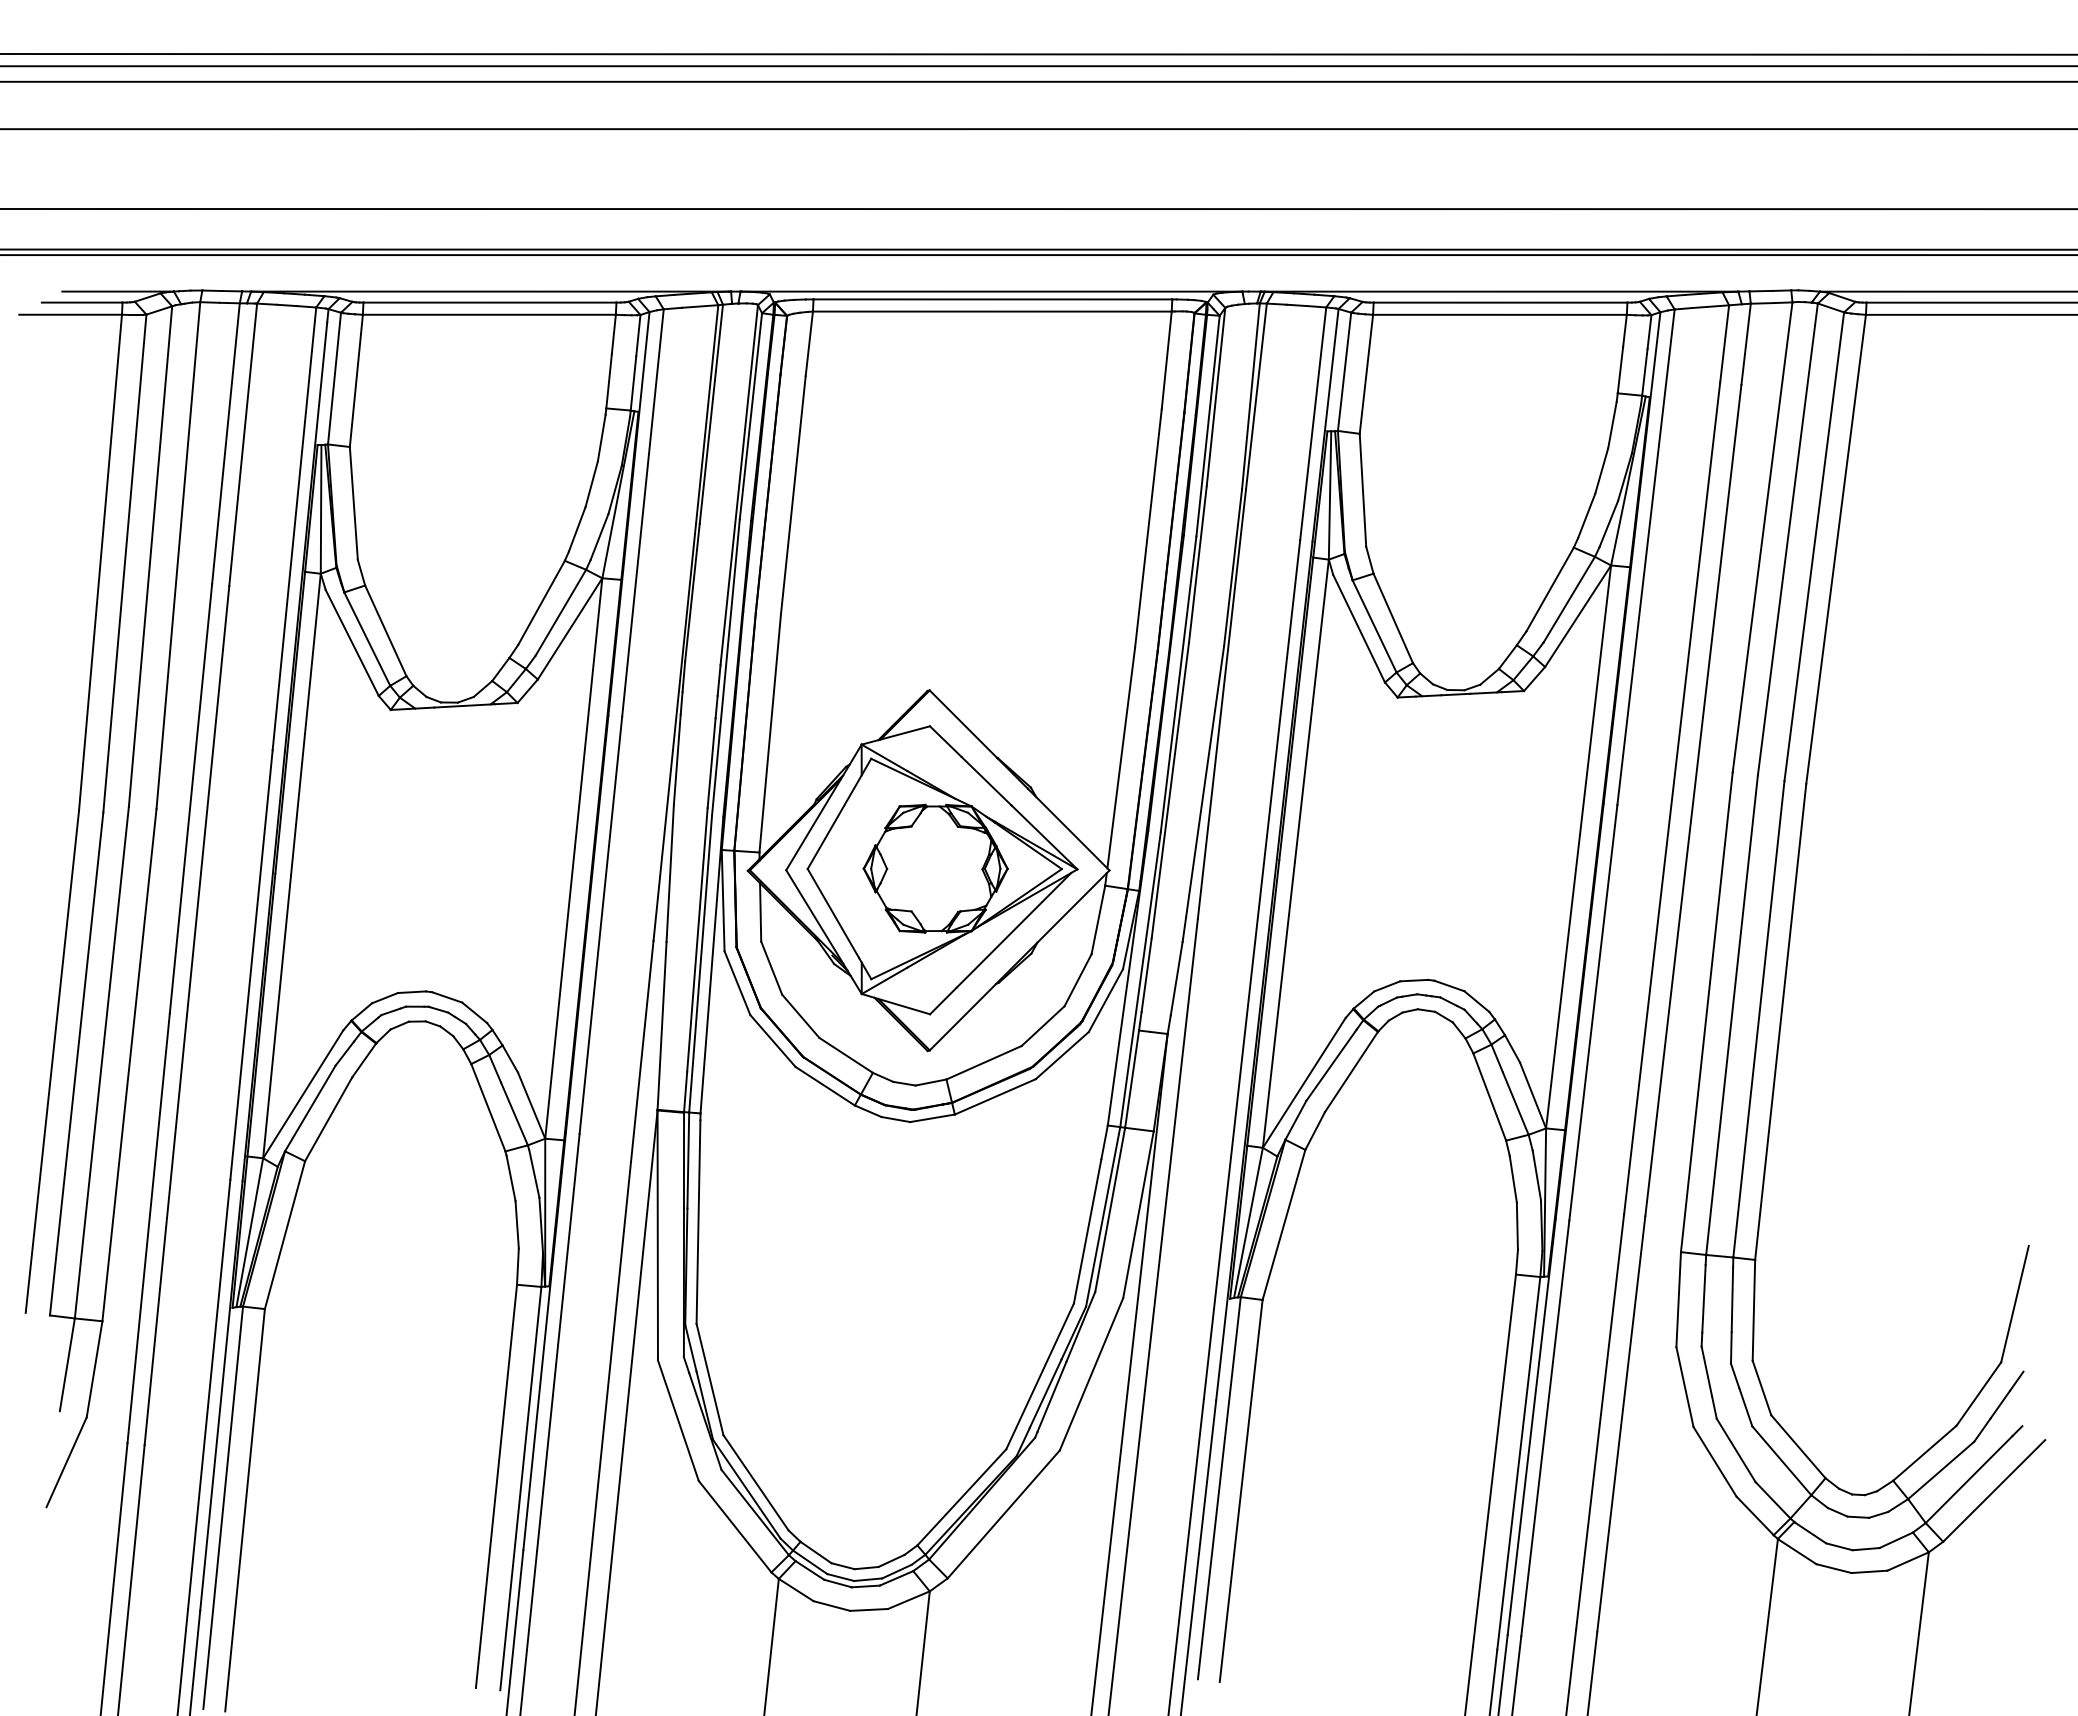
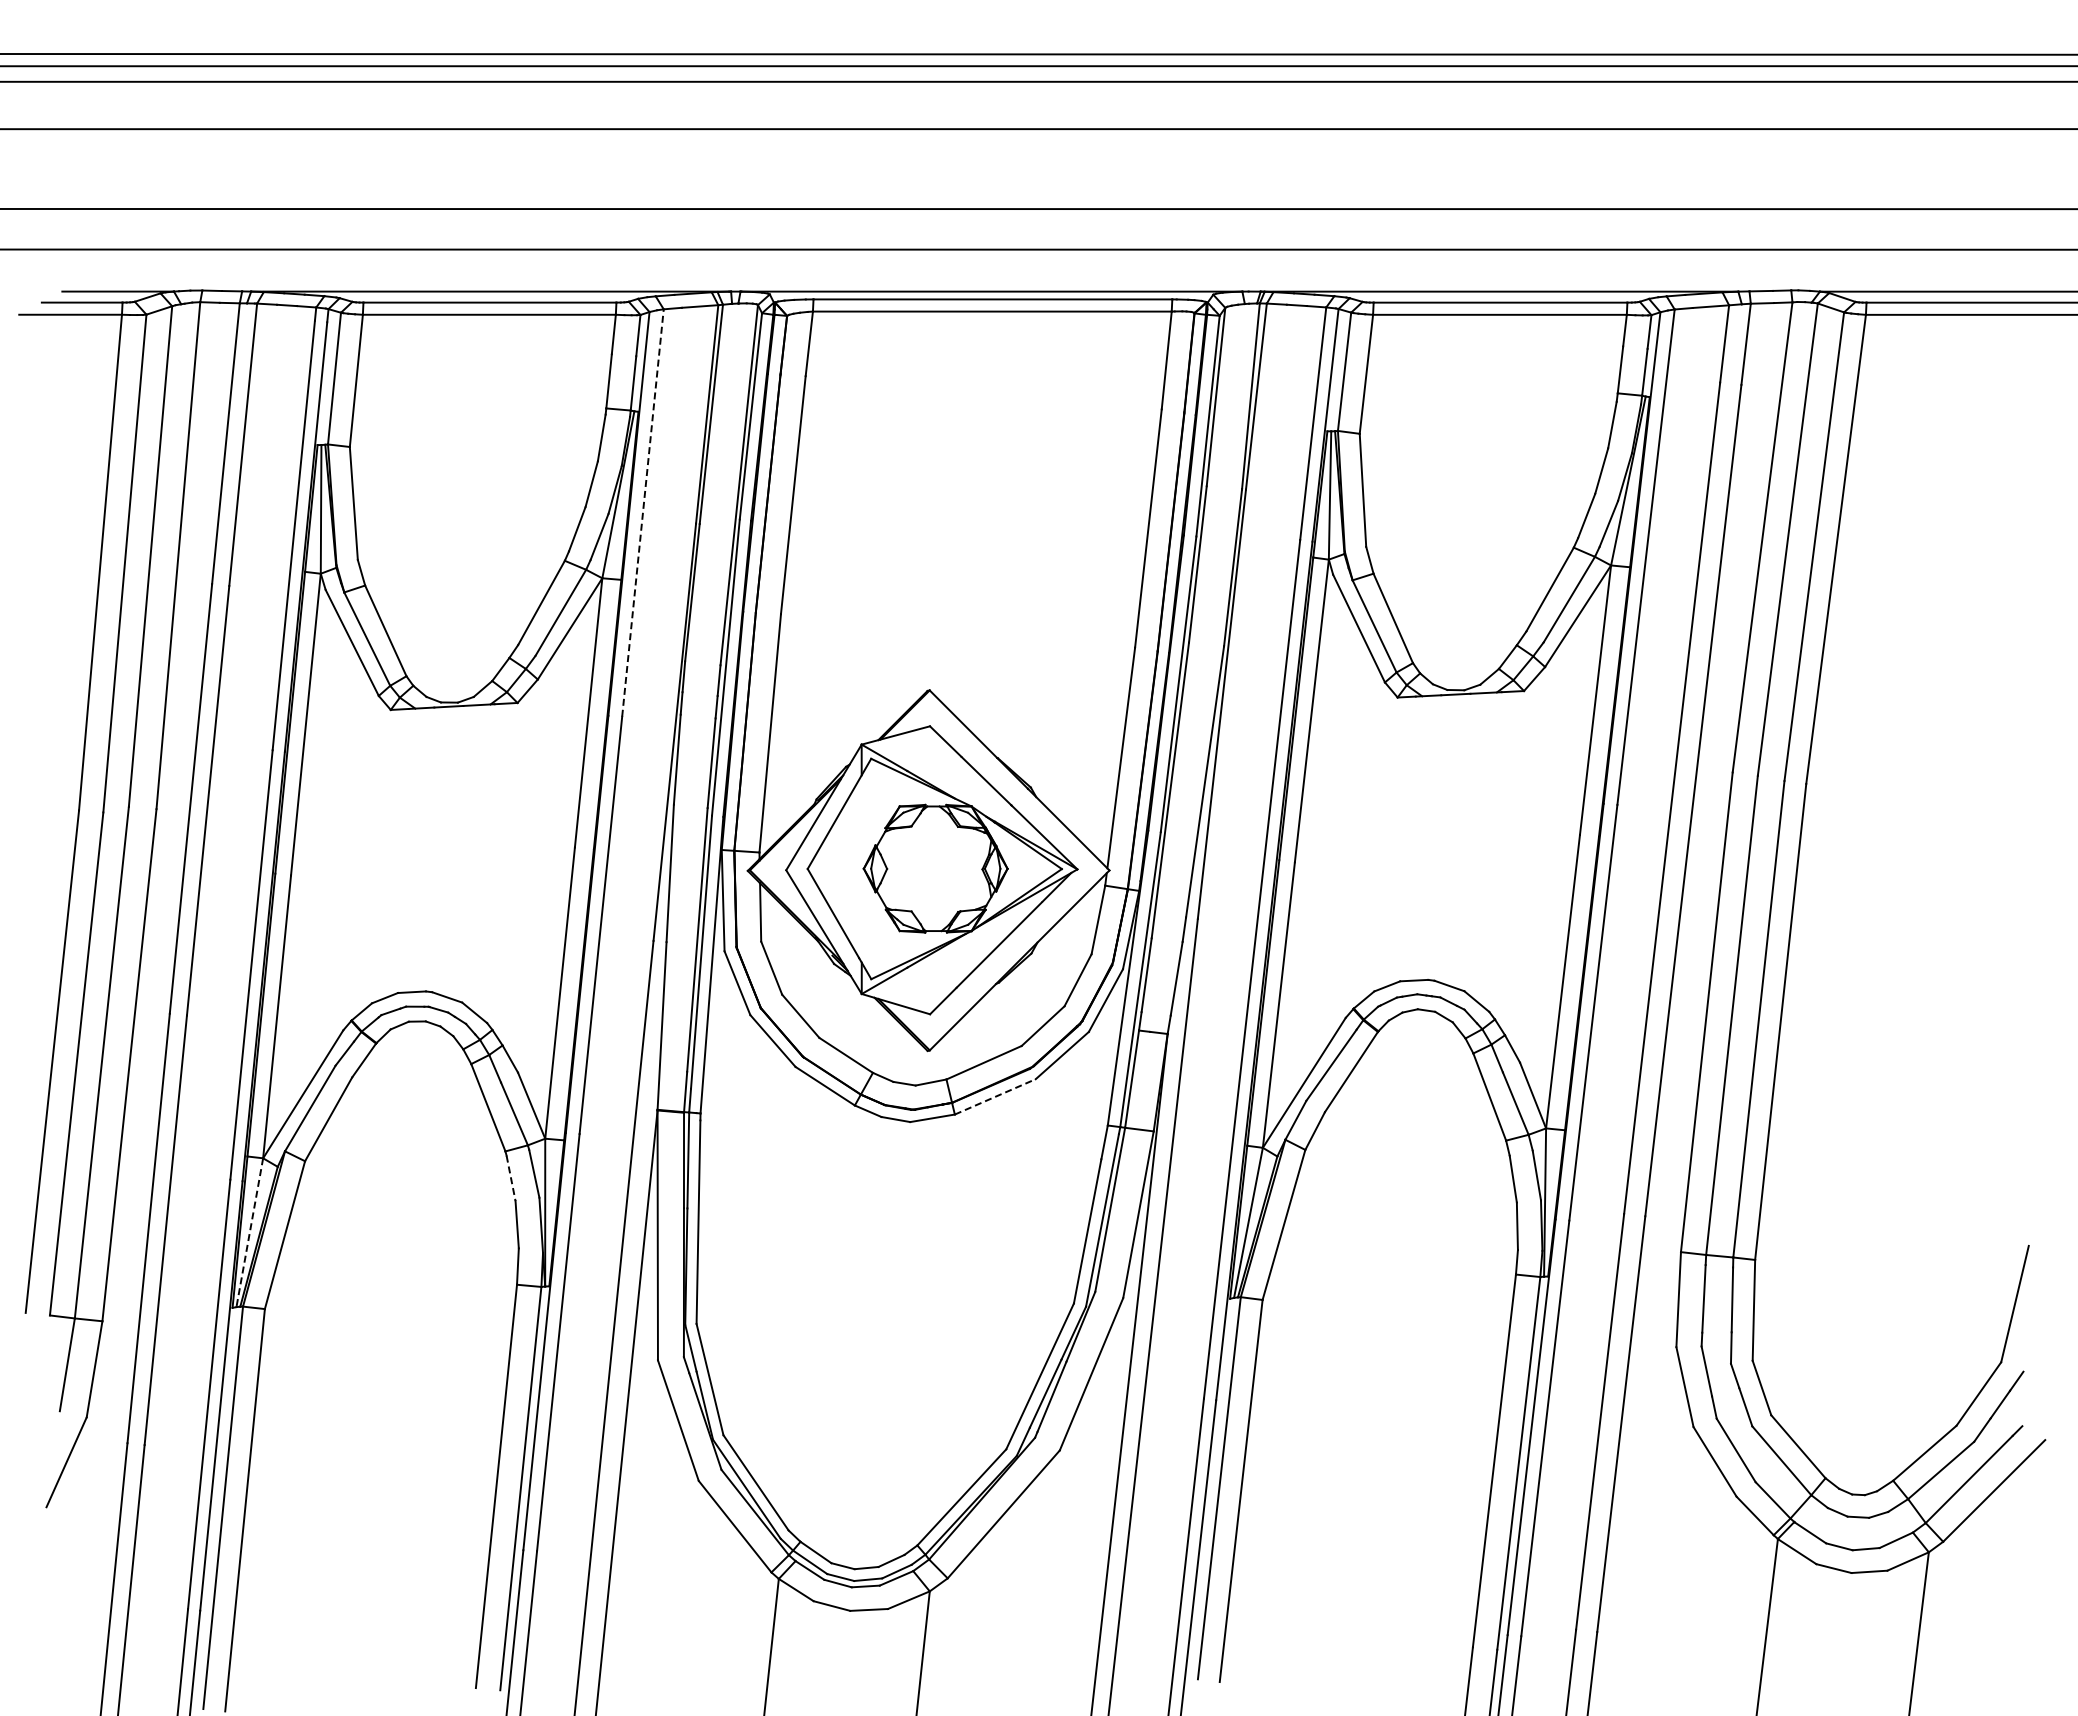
line: present -> none (1038, 255)
line: solid -> dashed (642, 513)
line: solid -> dashed (995, 1096)
line: solid -> dashed (511, 1178)
line: solid -> dashed (249, 1232)
